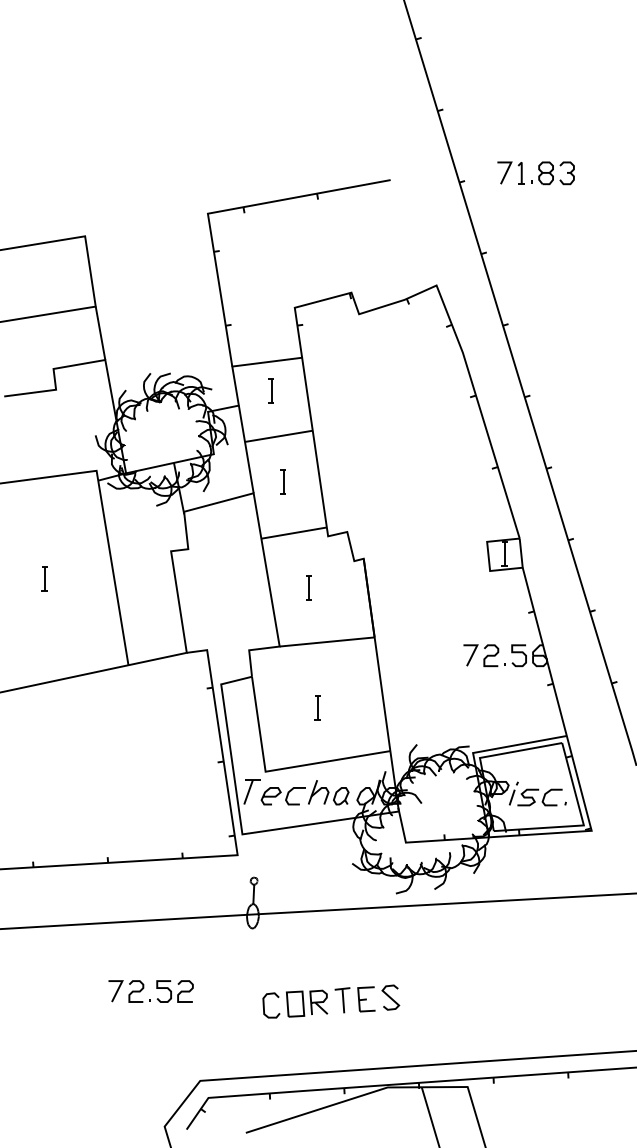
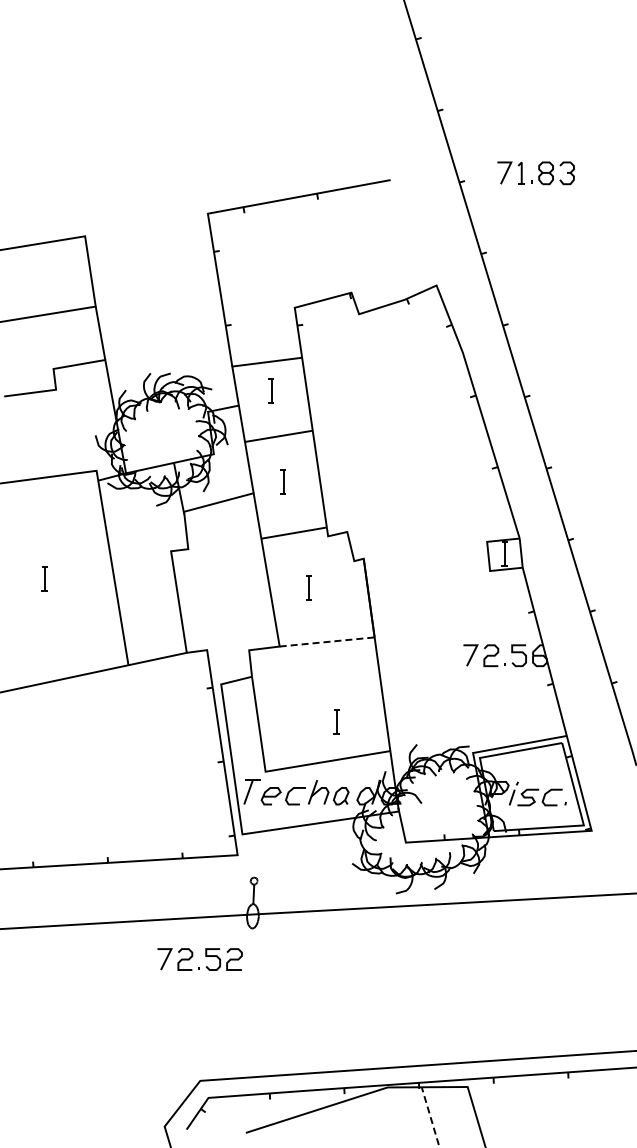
line: solid -> dashed (328, 641)
part position: (317, 707) -> (336, 721) (336, 721)
part position: (144, 988) -> (193, 956) (193, 956)
part: present -> none (331, 1001)
line: solid -> dashed (430, 1116)
